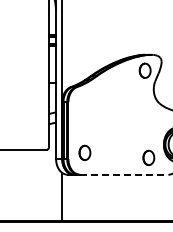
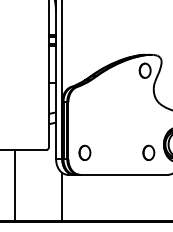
part position: (148, 157) -> (148, 152) (148, 152)
line: dashed -> solid (124, 174)
line: none -> present (14, 185)
